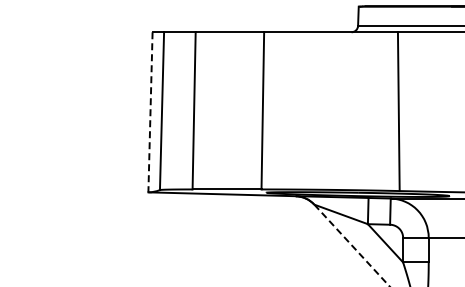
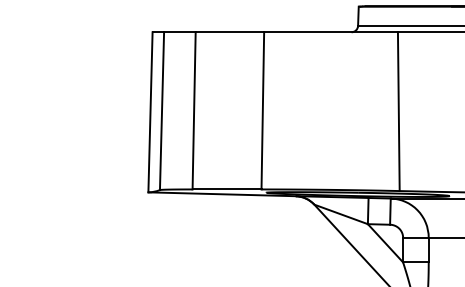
line: dashed -> solid (150, 112)
line: dashed -> solid (352, 245)
